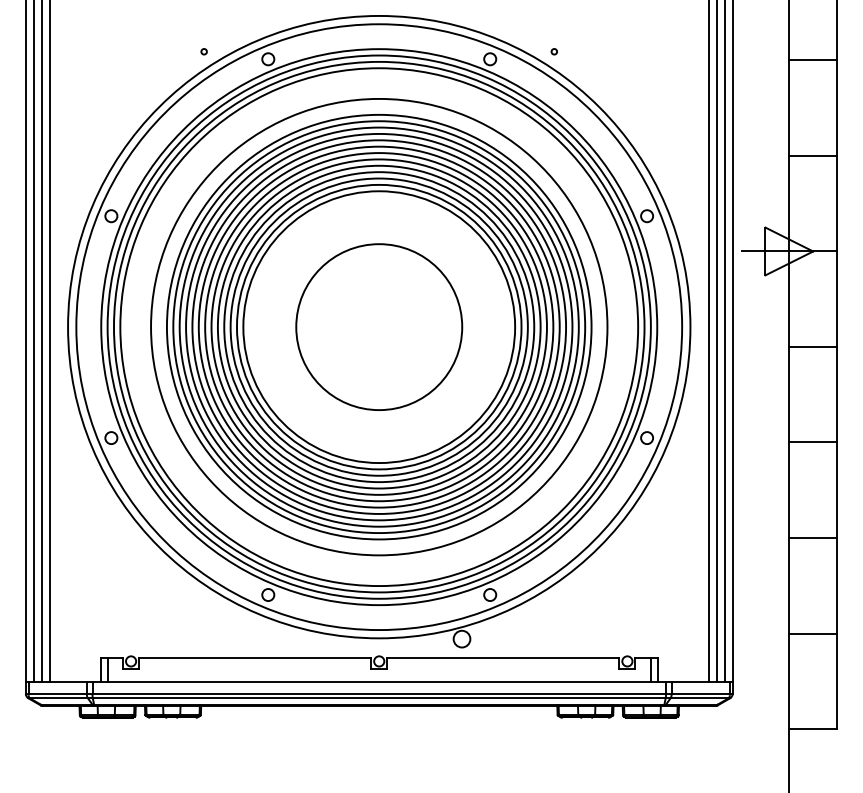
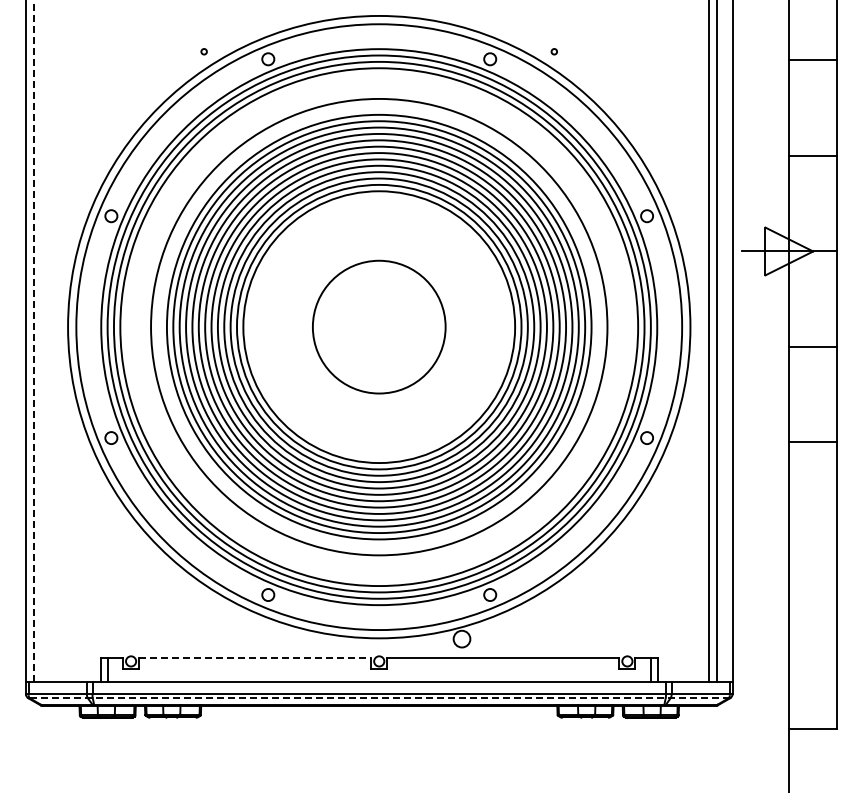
circle diameter: 166 px -> 133 px (378, 326)
line: solid -> dashed (33, 341)
line: present -> none (41, 342)
line: present -> none (49, 342)
line: present -> none (724, 342)
line: present -> none (813, 538)
line: present -> none (813, 633)
line: solid -> dashed (255, 658)
line: solid -> dashed (379, 698)
